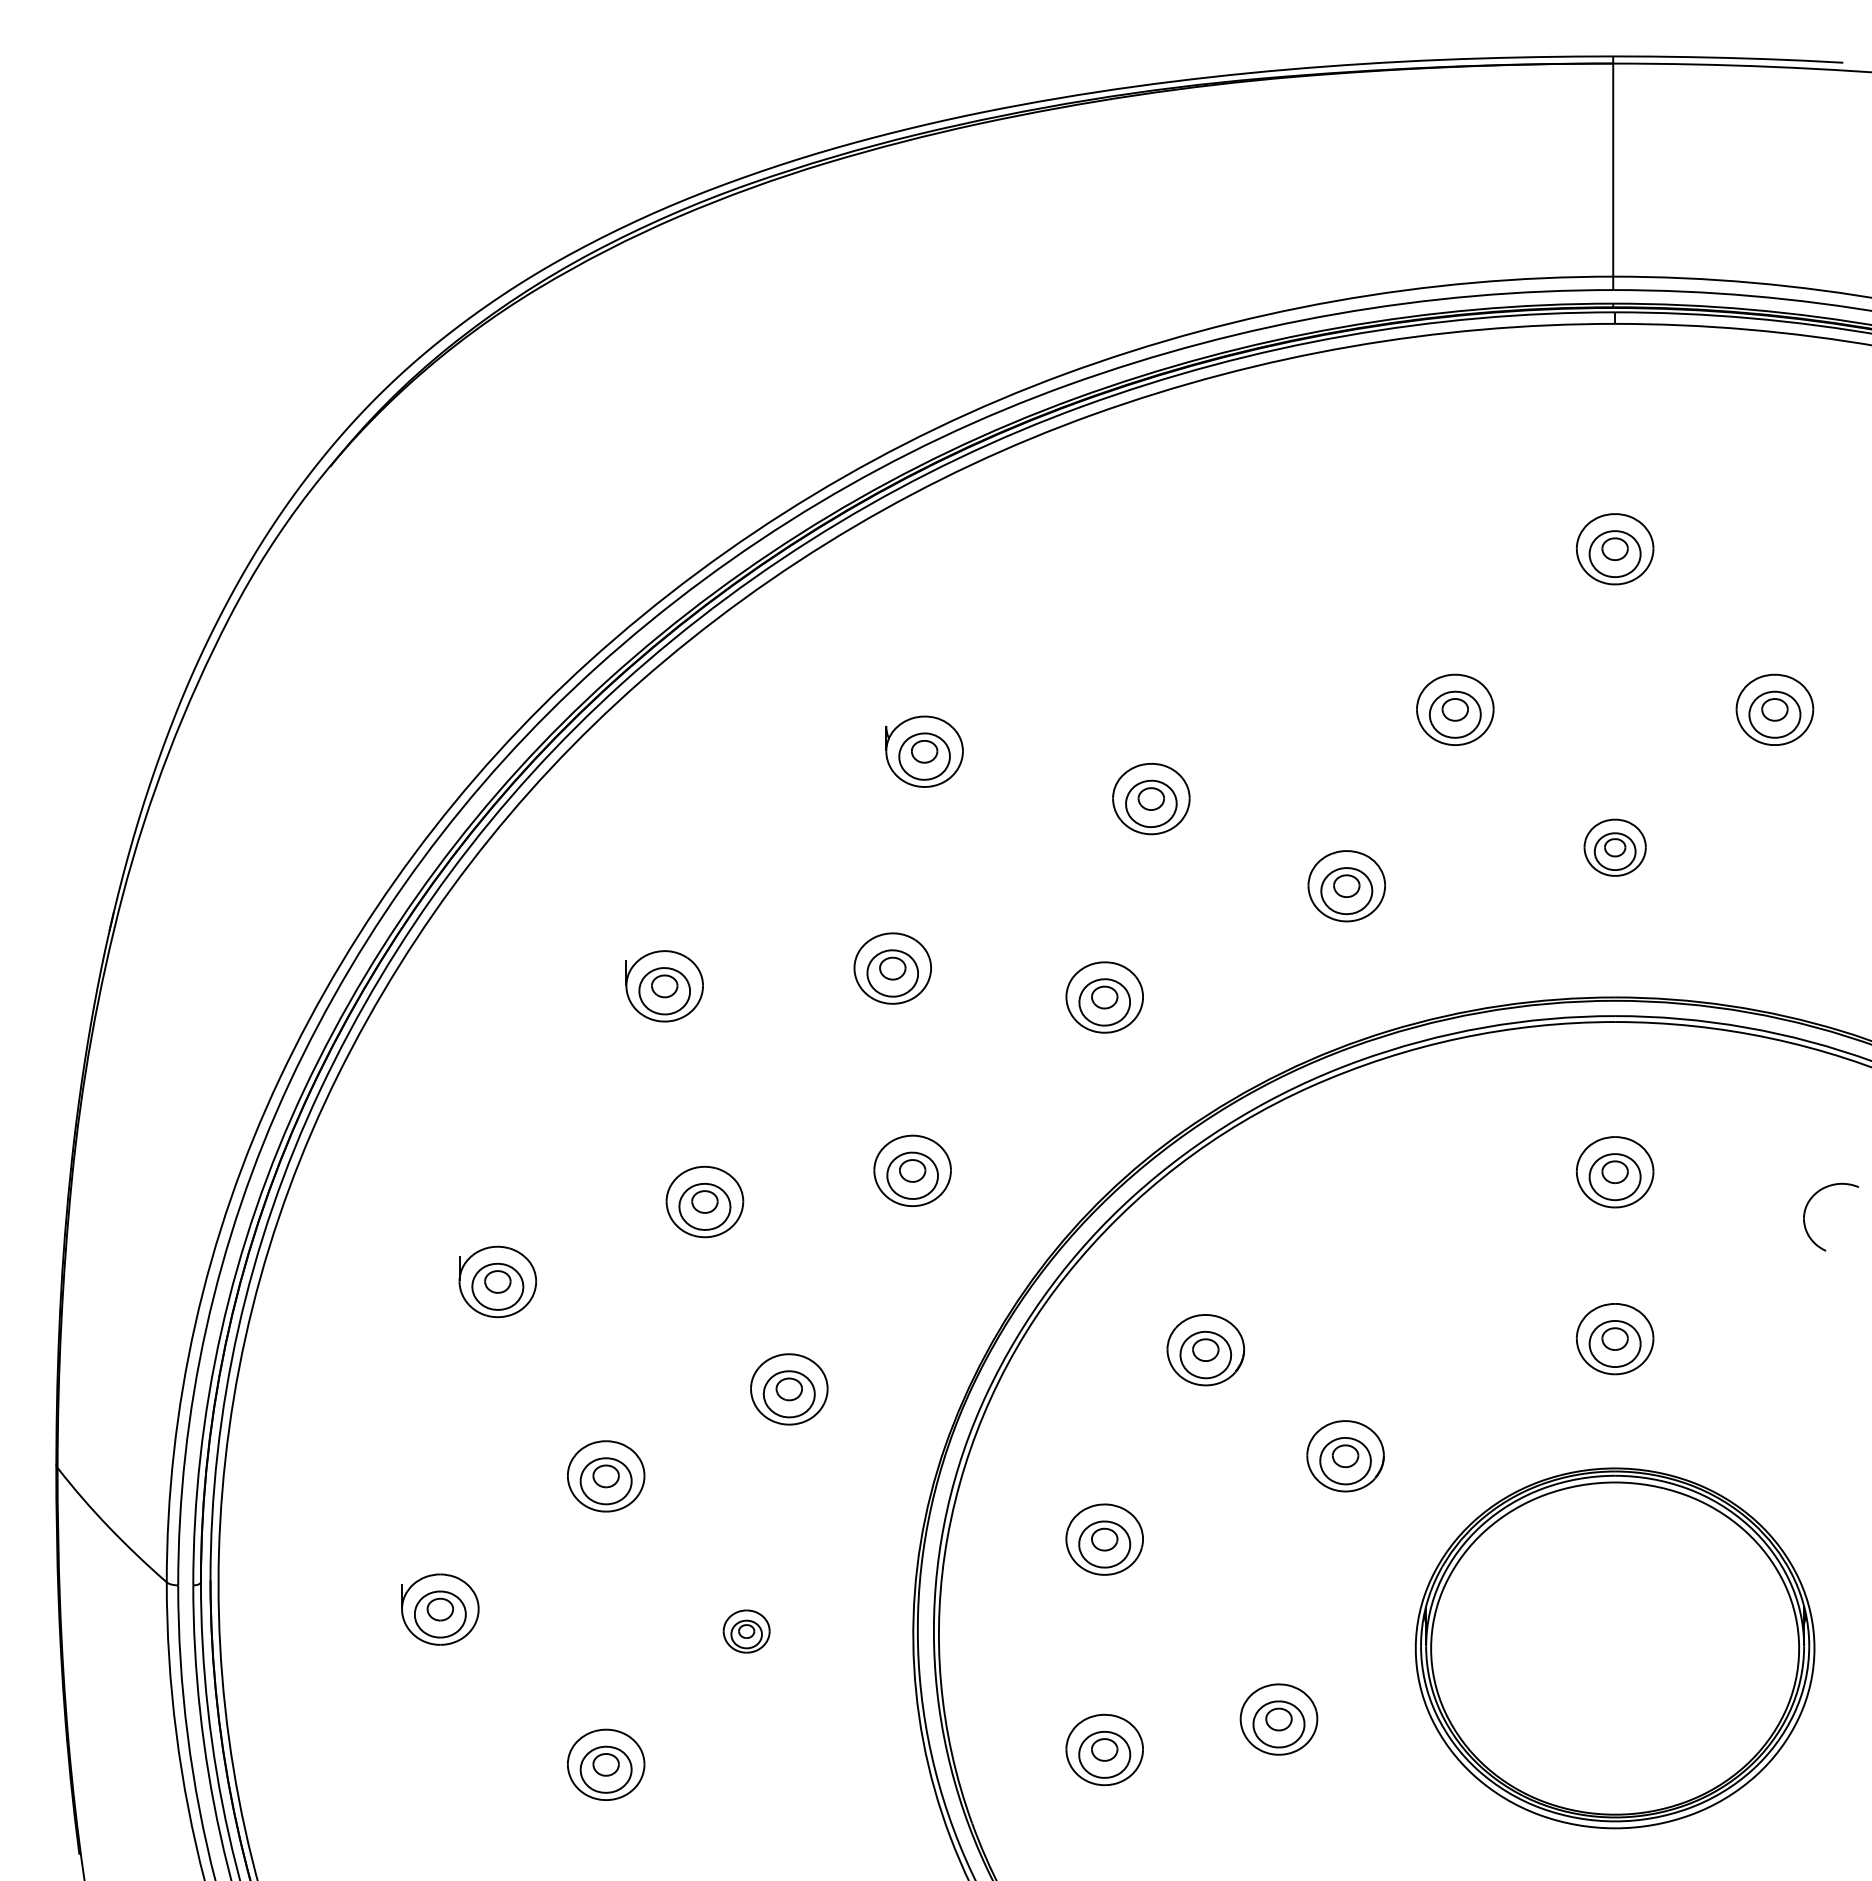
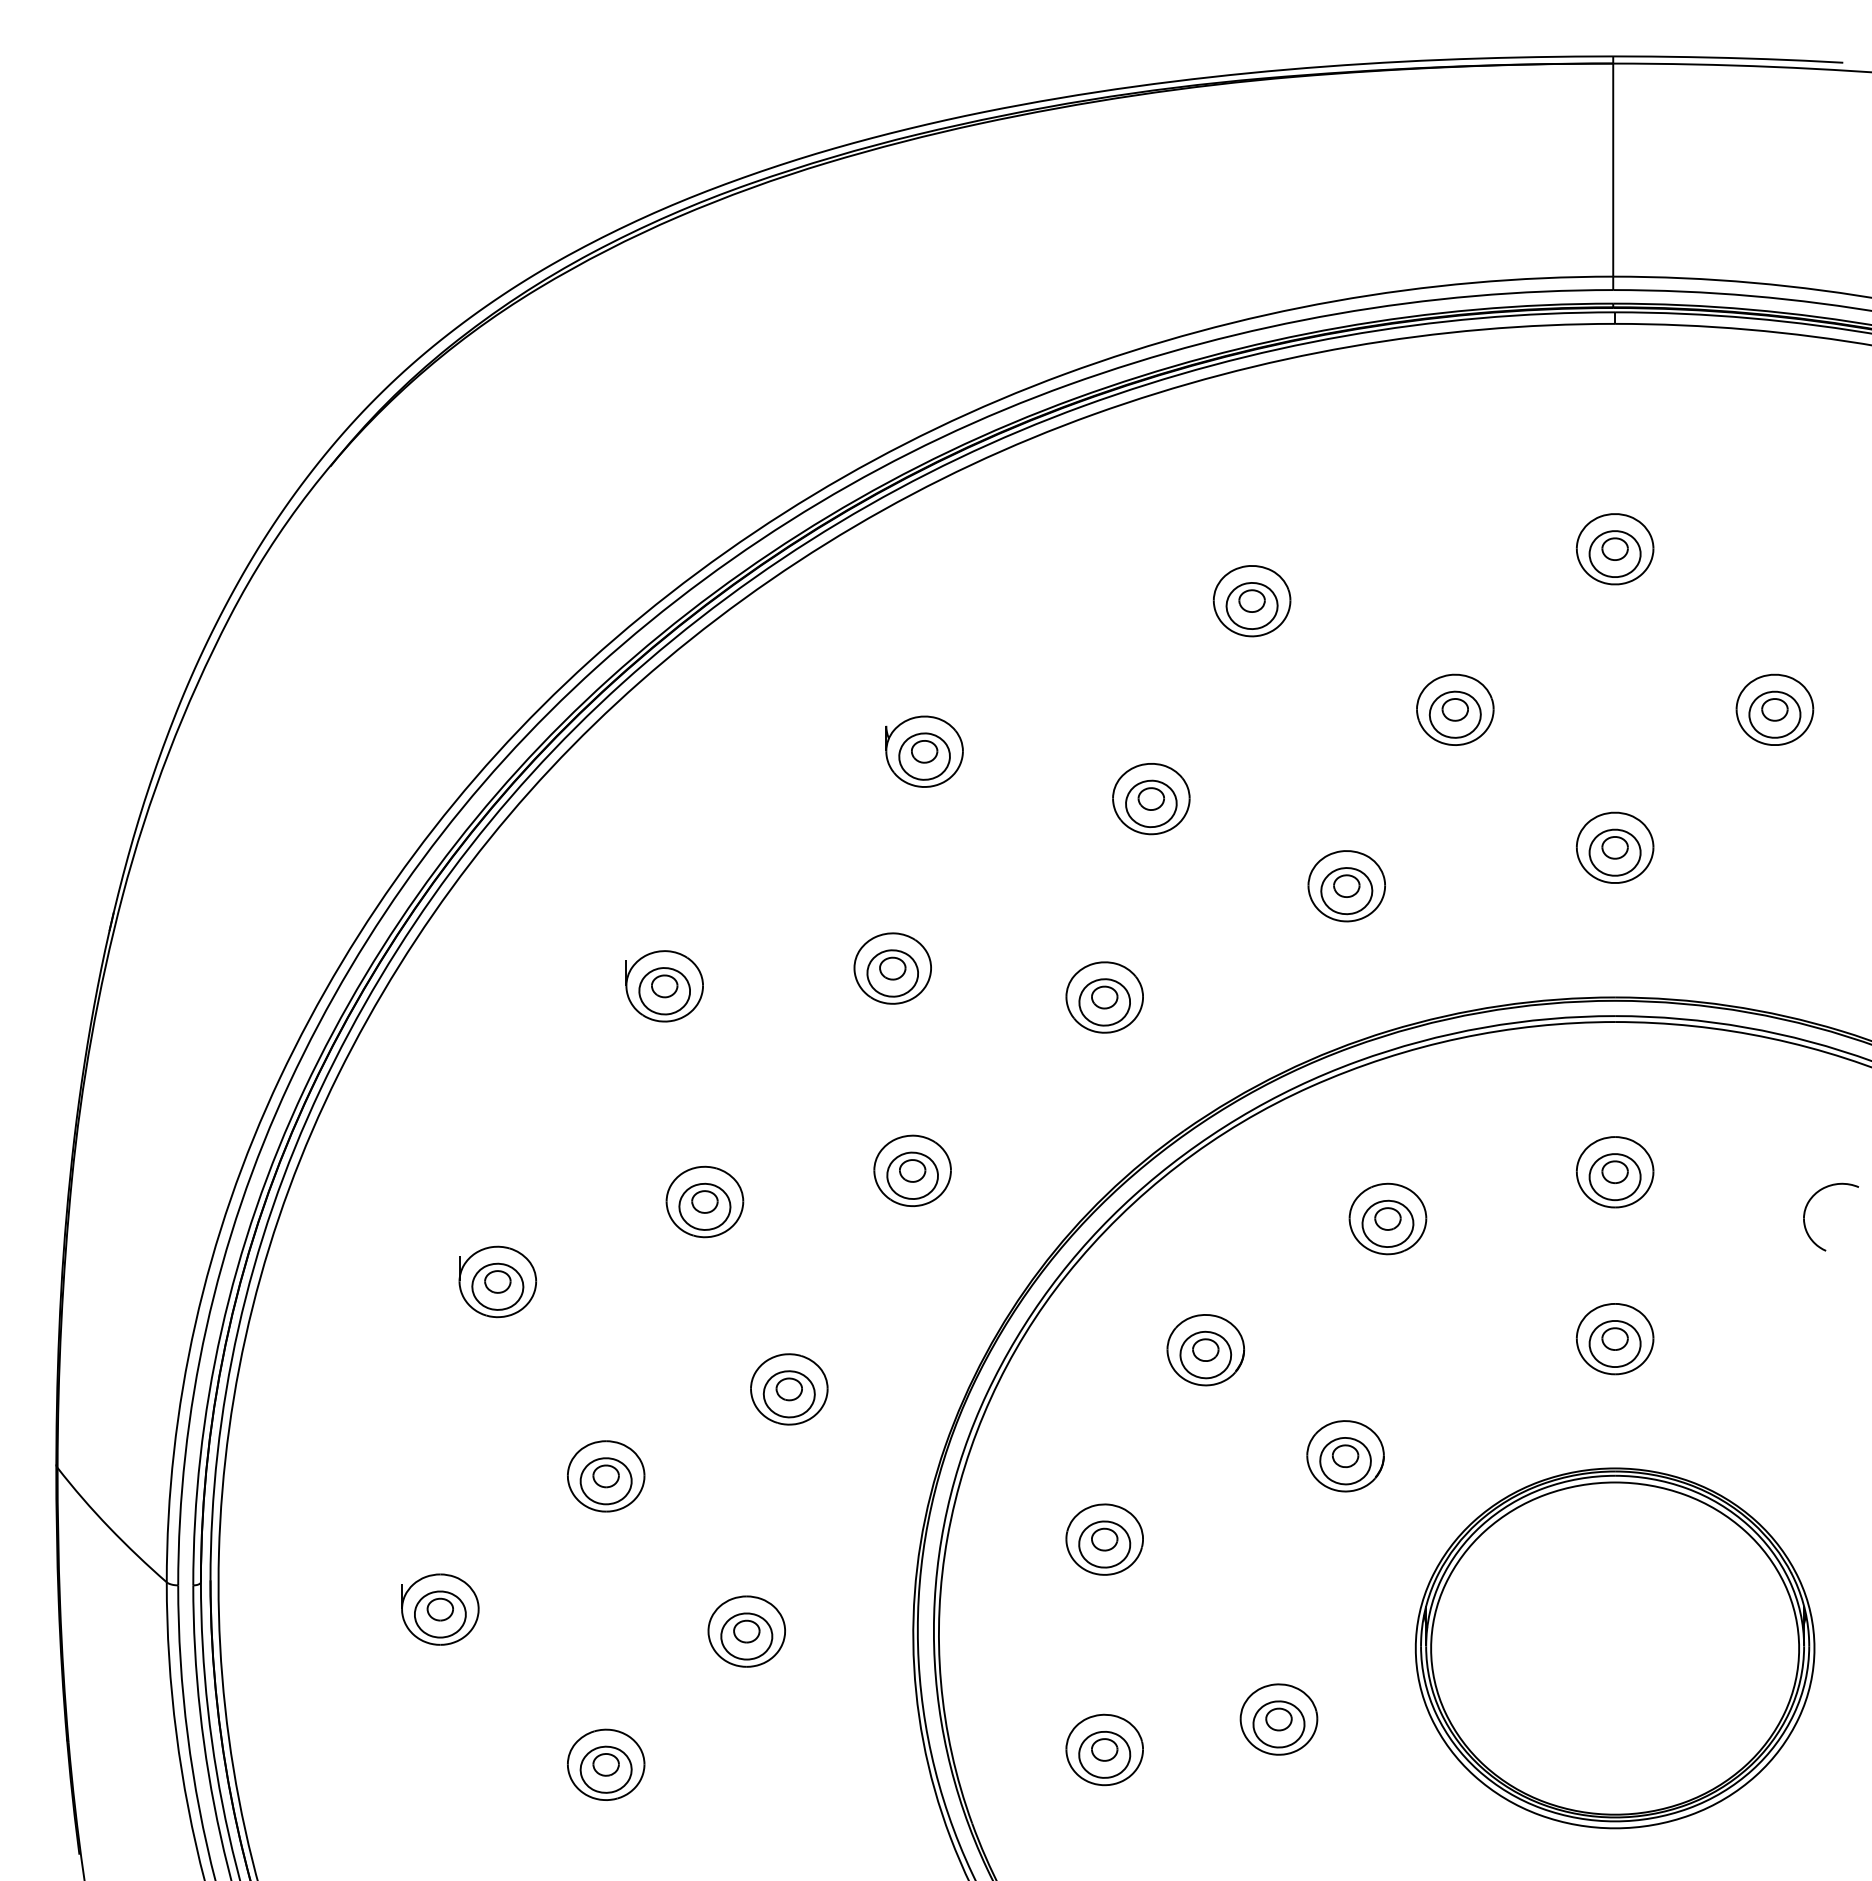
part: none -> present (1251, 601)
part size: 64x59 px -> 79x73 px (1615, 847)
part: none -> present (1387, 1218)
part size: 49x45 px -> 79x73 px (746, 1631)
